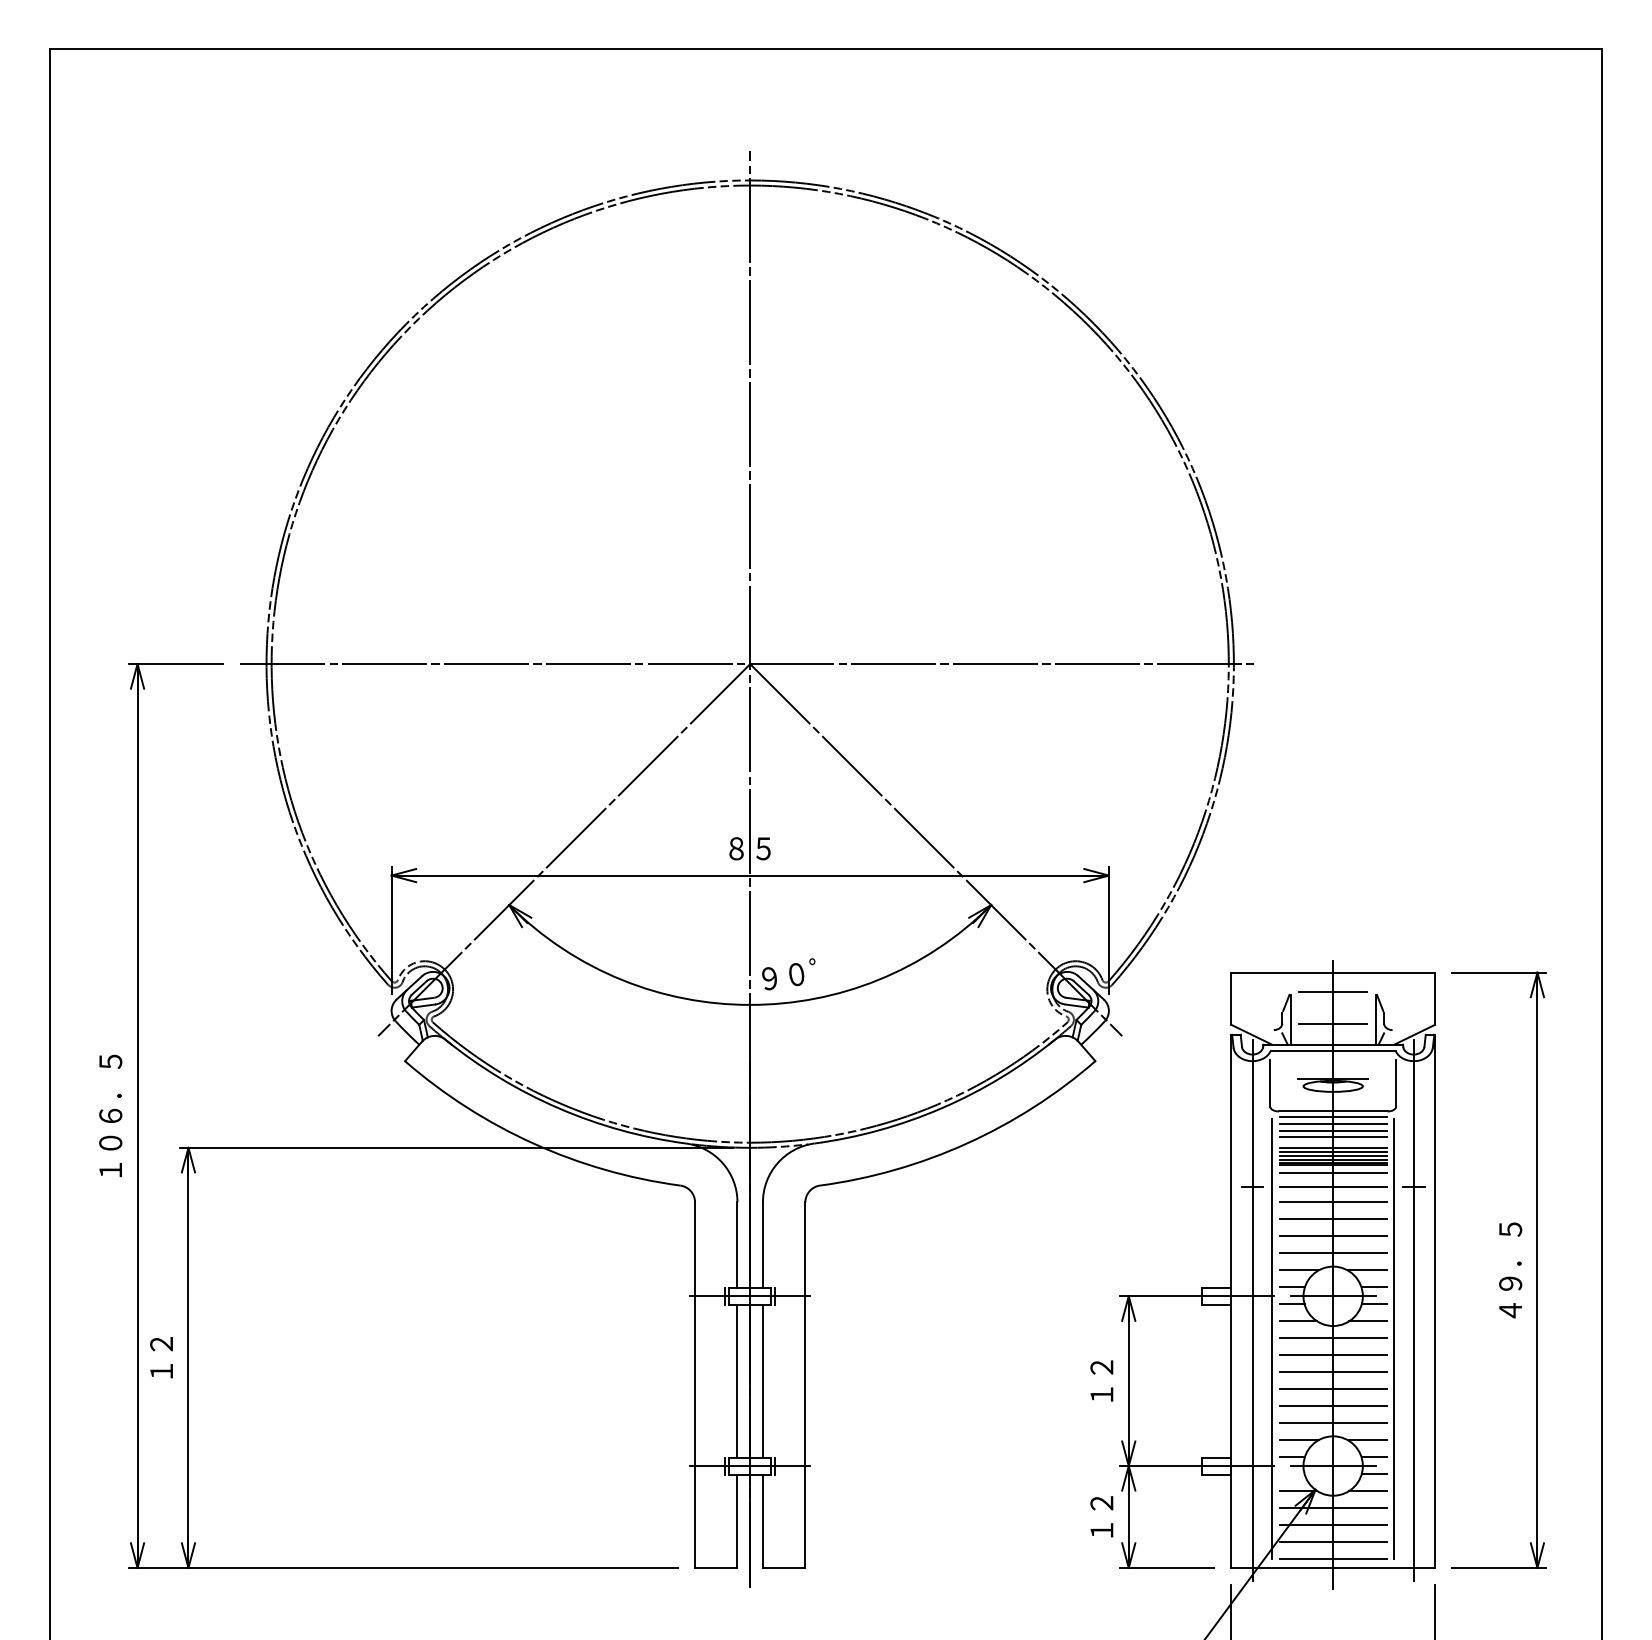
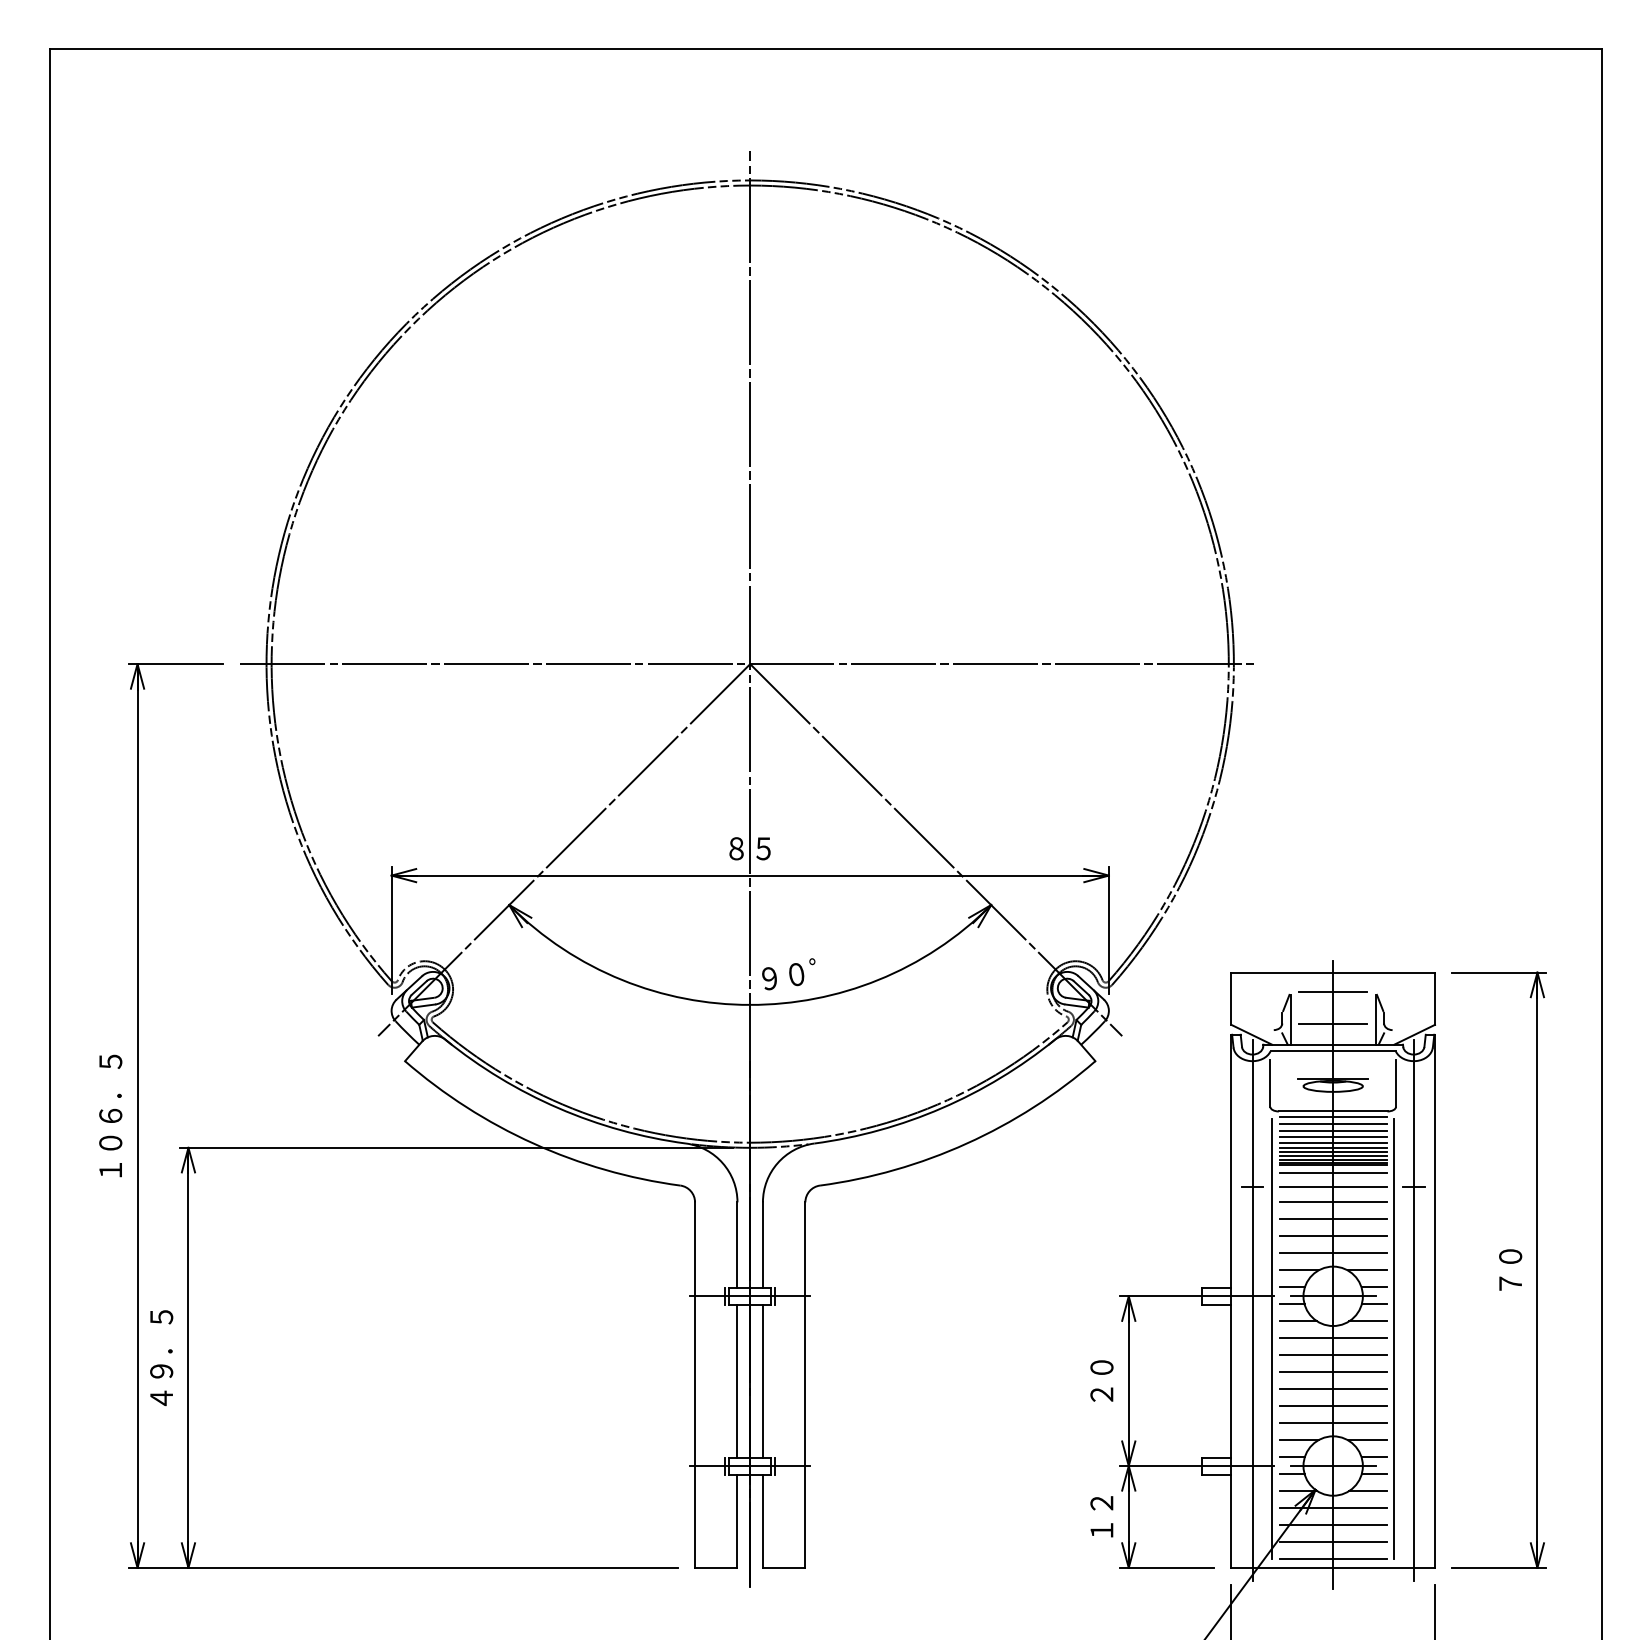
line: none -> present (1332, 1142)
text: ４９．５ -> ７０ (1510, 1270)
text: １２ -> ４９．５ (161, 1358)
text: １２ -> ２０ (1101, 1380)
line: none -> present (1291, 1473)
